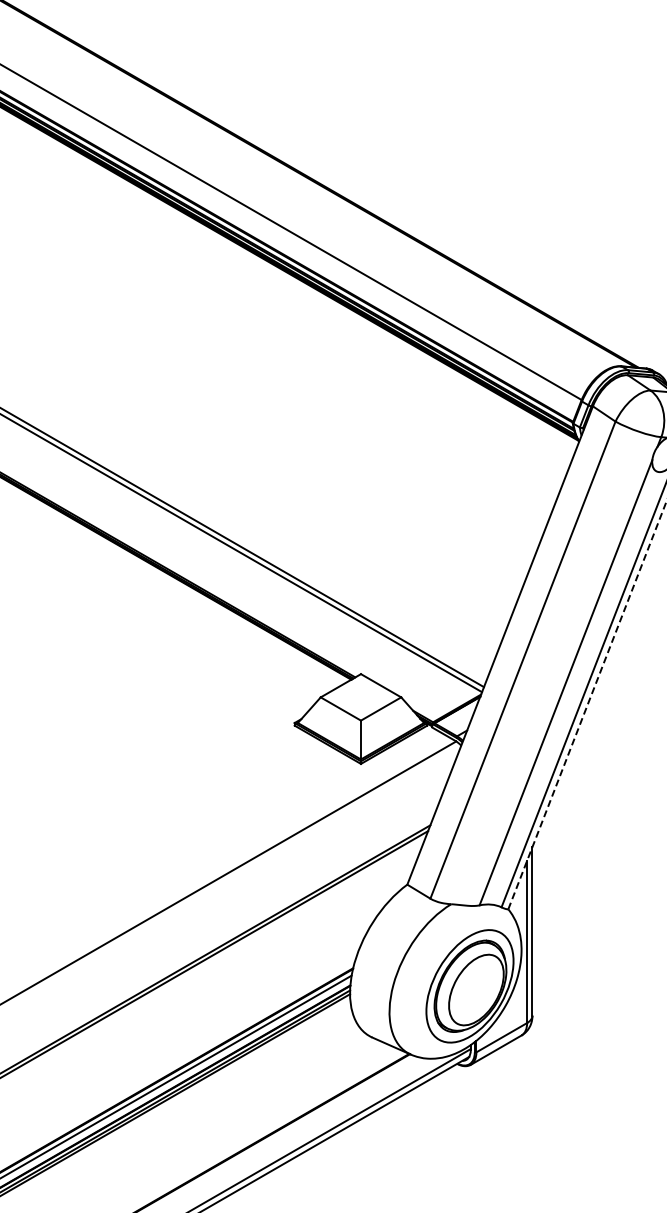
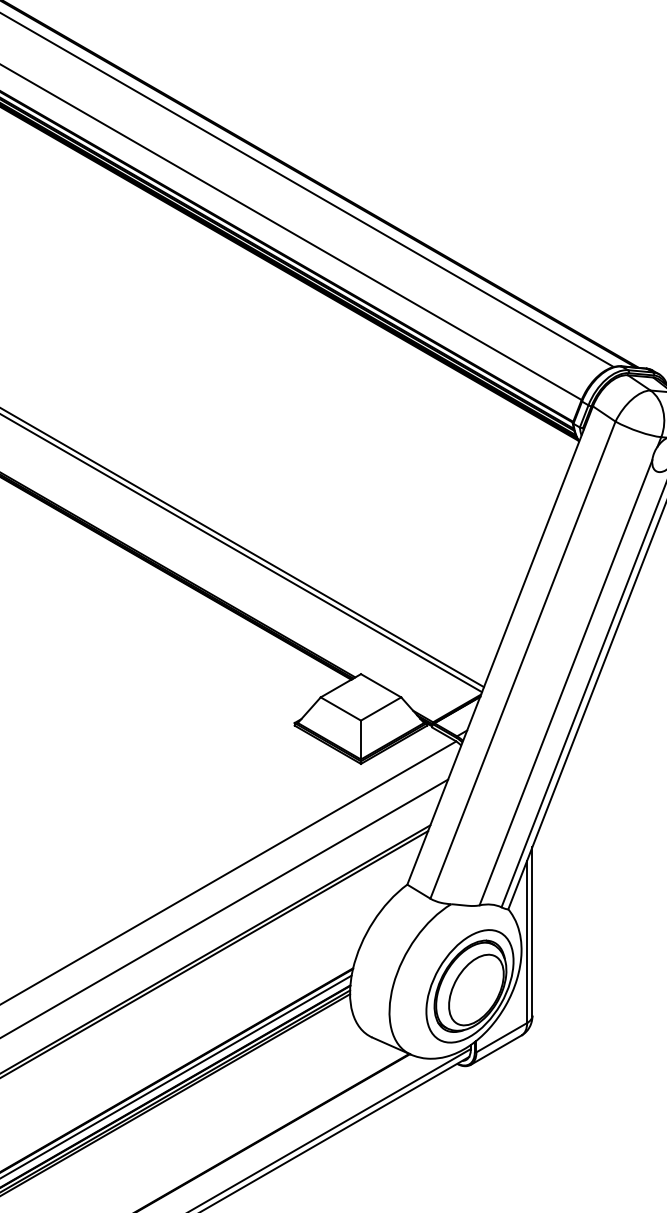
line: none -> present (307, 190)
line: dashed -> solid (587, 704)
line: none -> present (225, 907)
